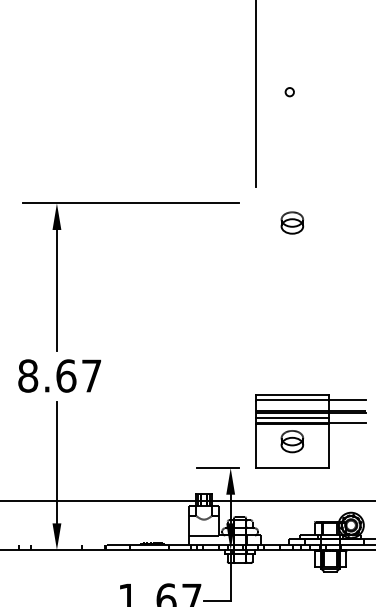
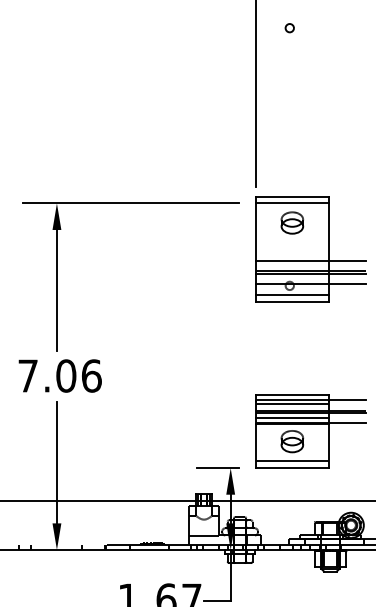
circle position: (289, 92) -> (289, 28) (289, 28)
part: none -> present (310, 249)
text: 8.67 -> 7.06 (59, 375)
line: none -> present (292, 404)
line: none -> present (292, 461)
